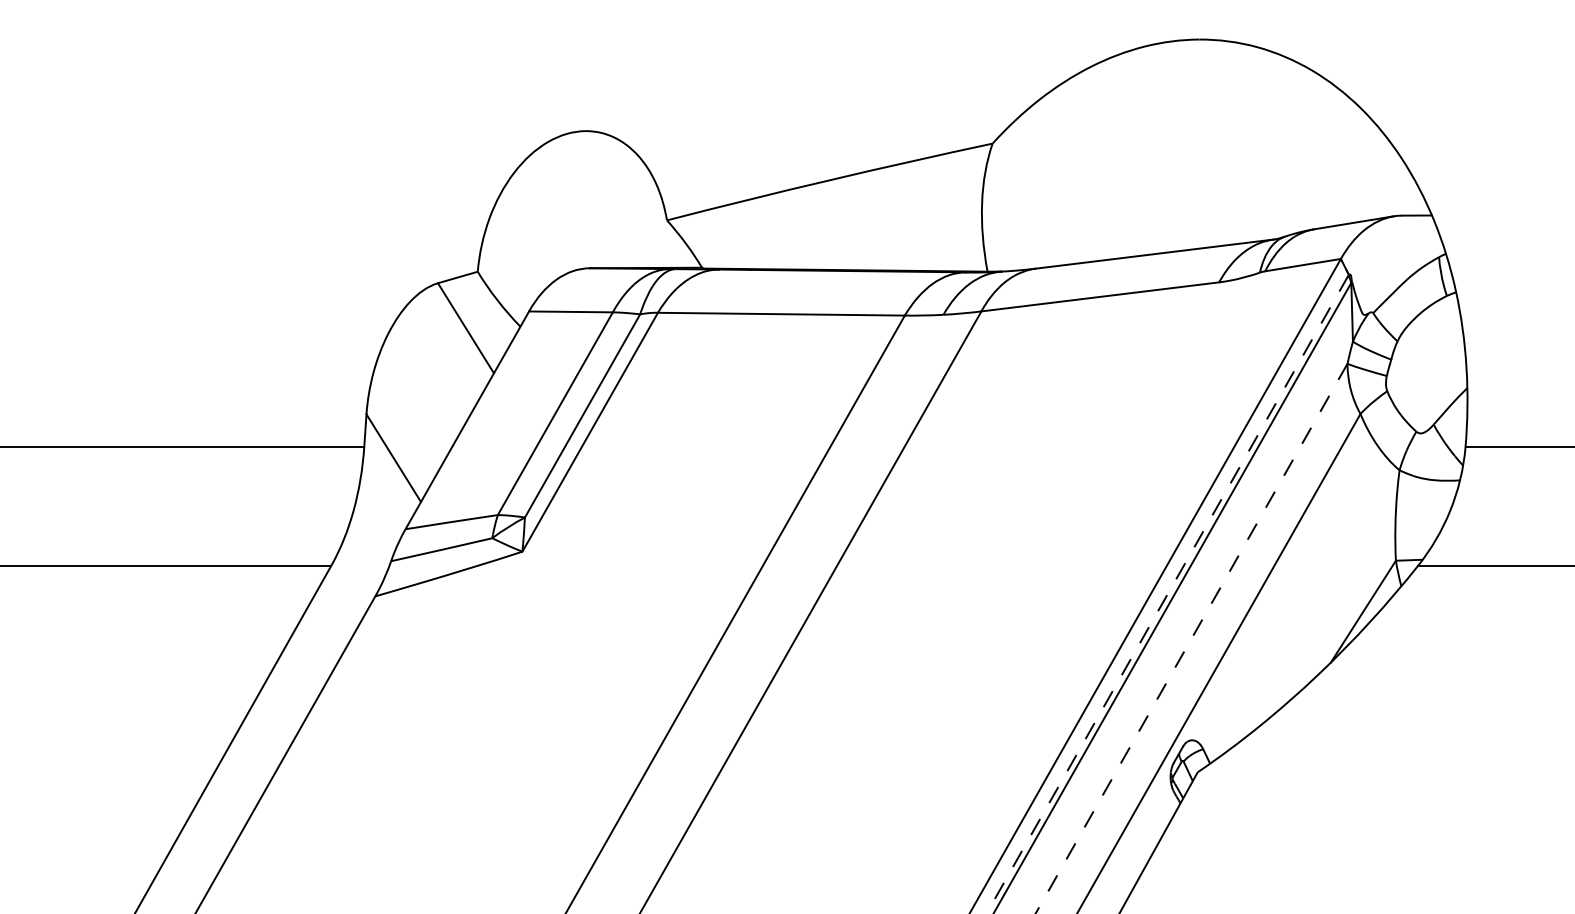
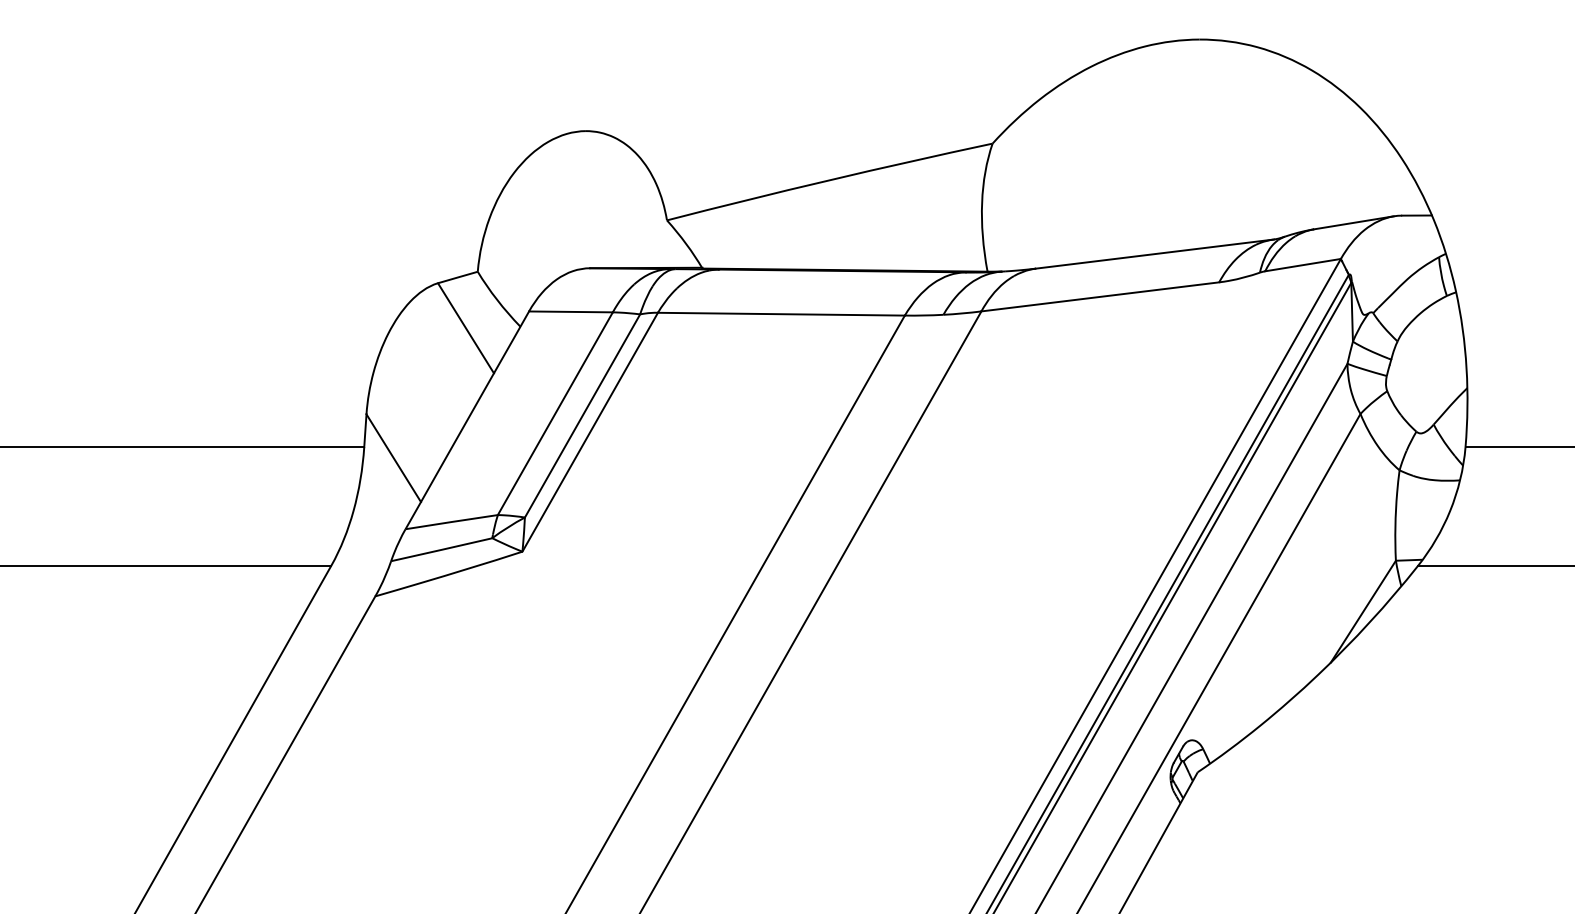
line: dashed -> solid (1167, 594)
line: dashed -> solid (1191, 639)
